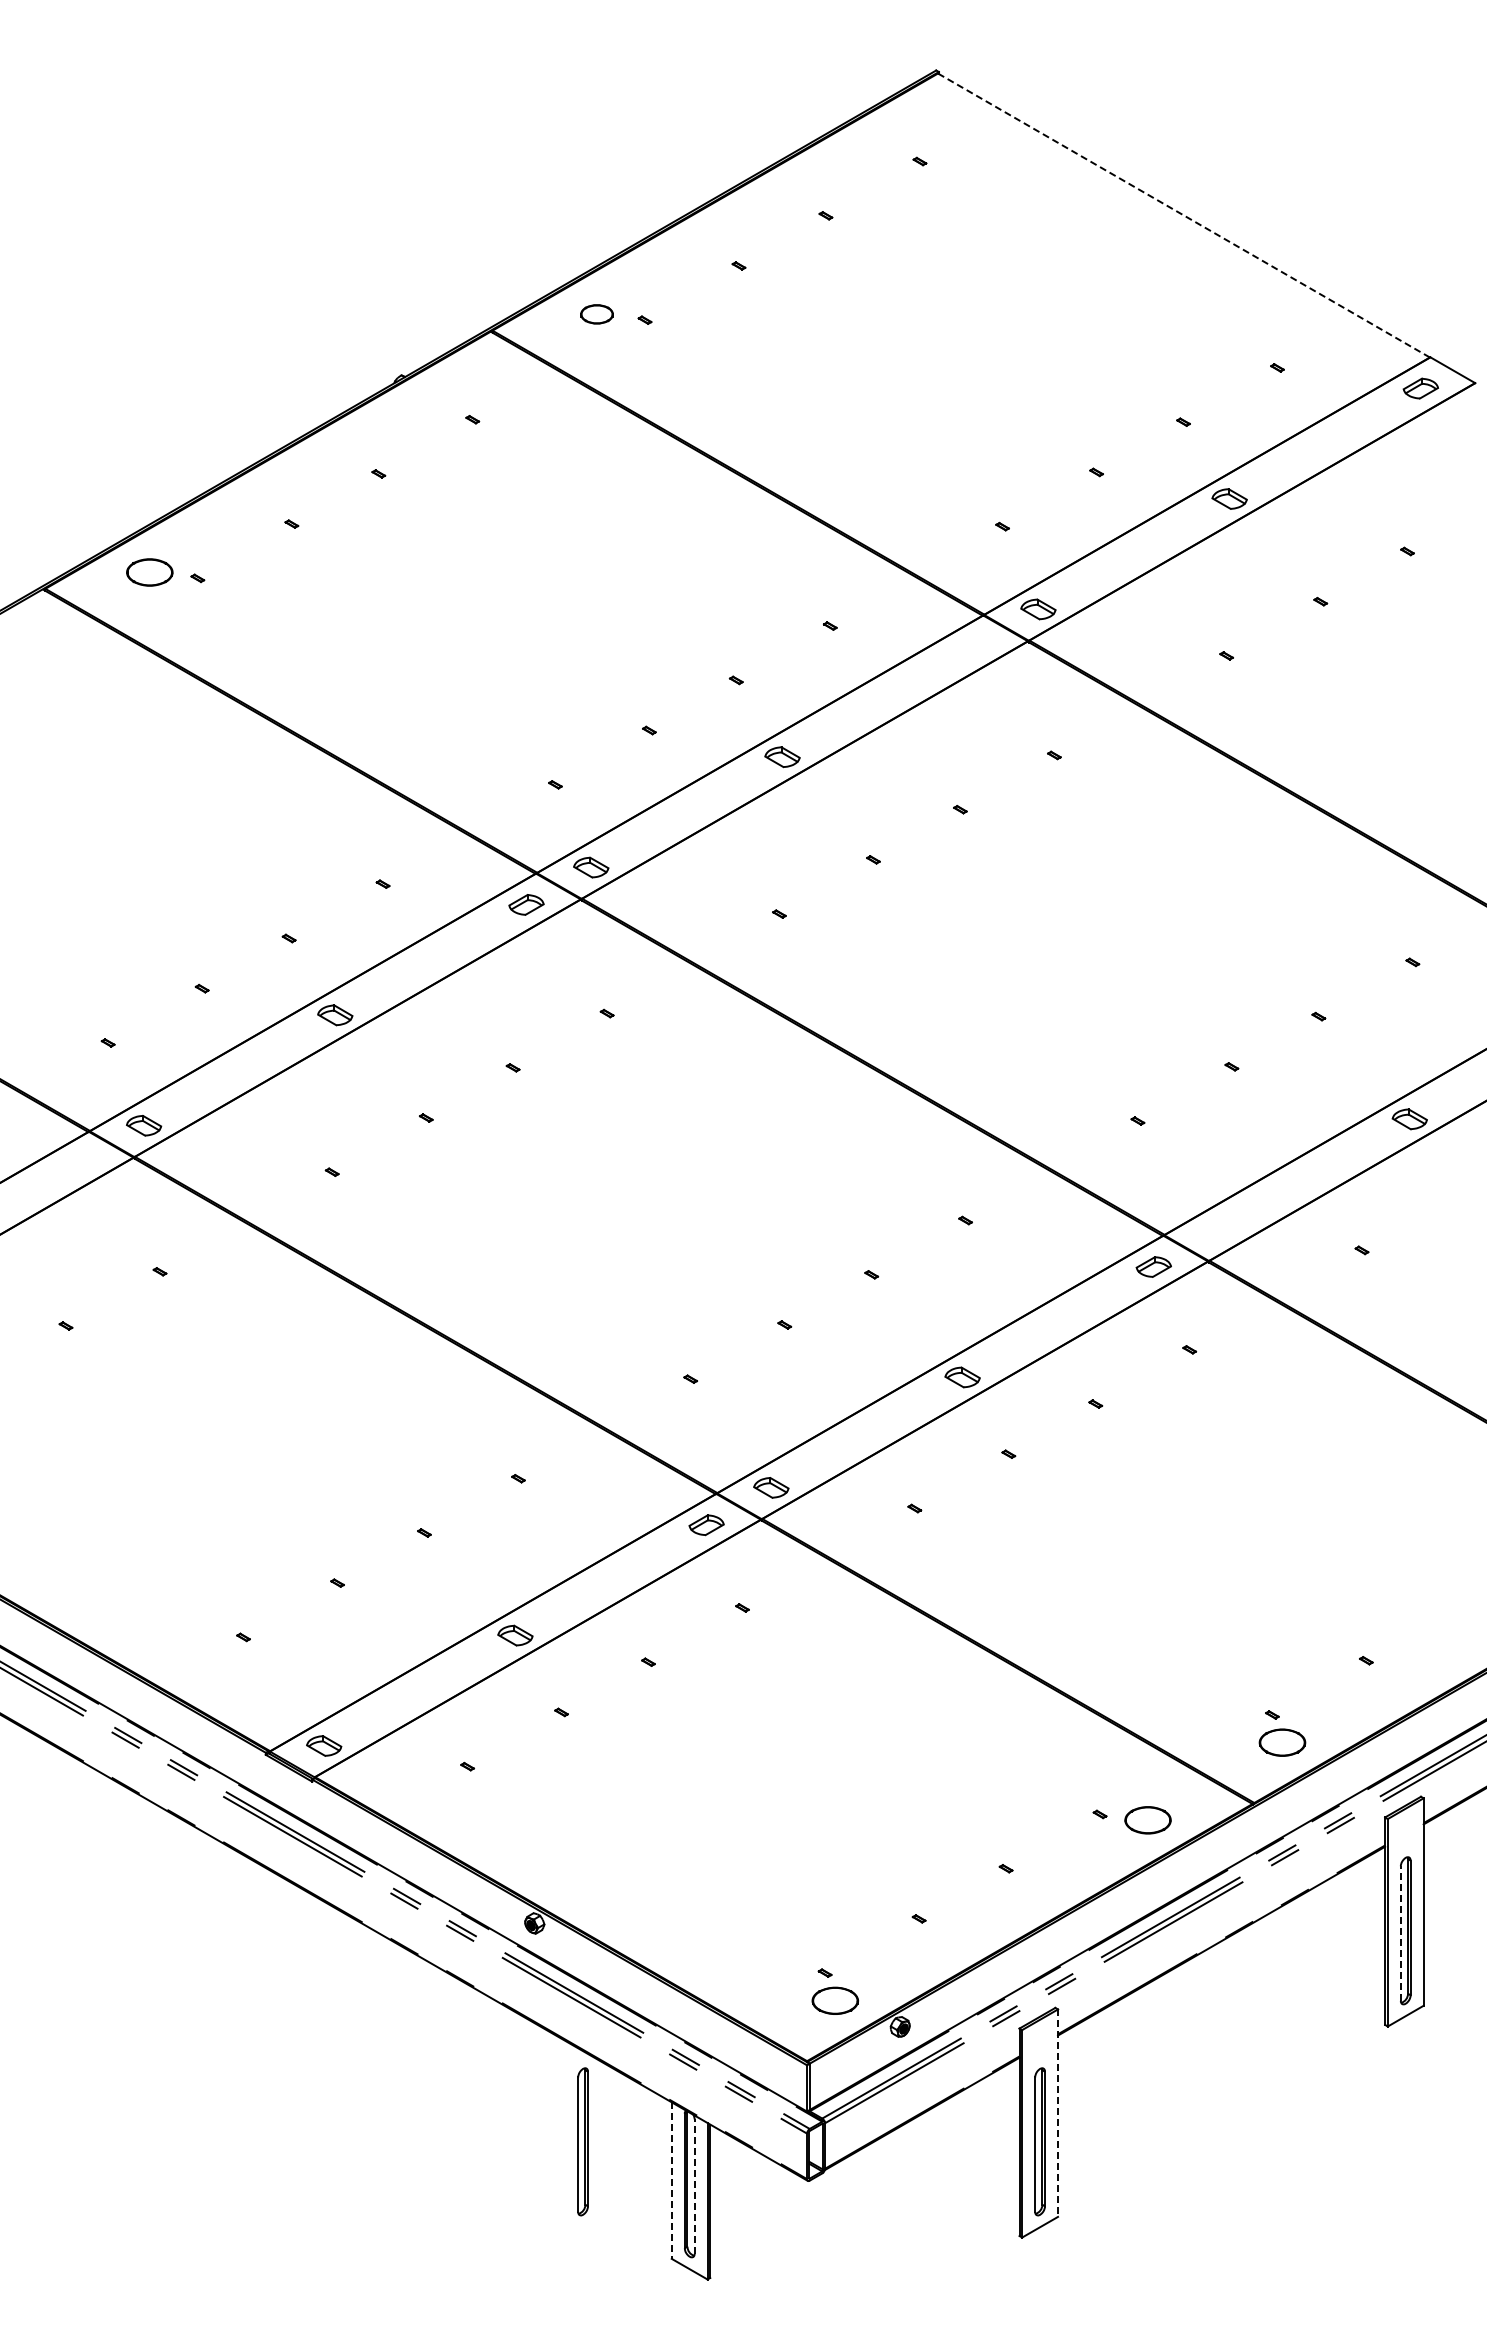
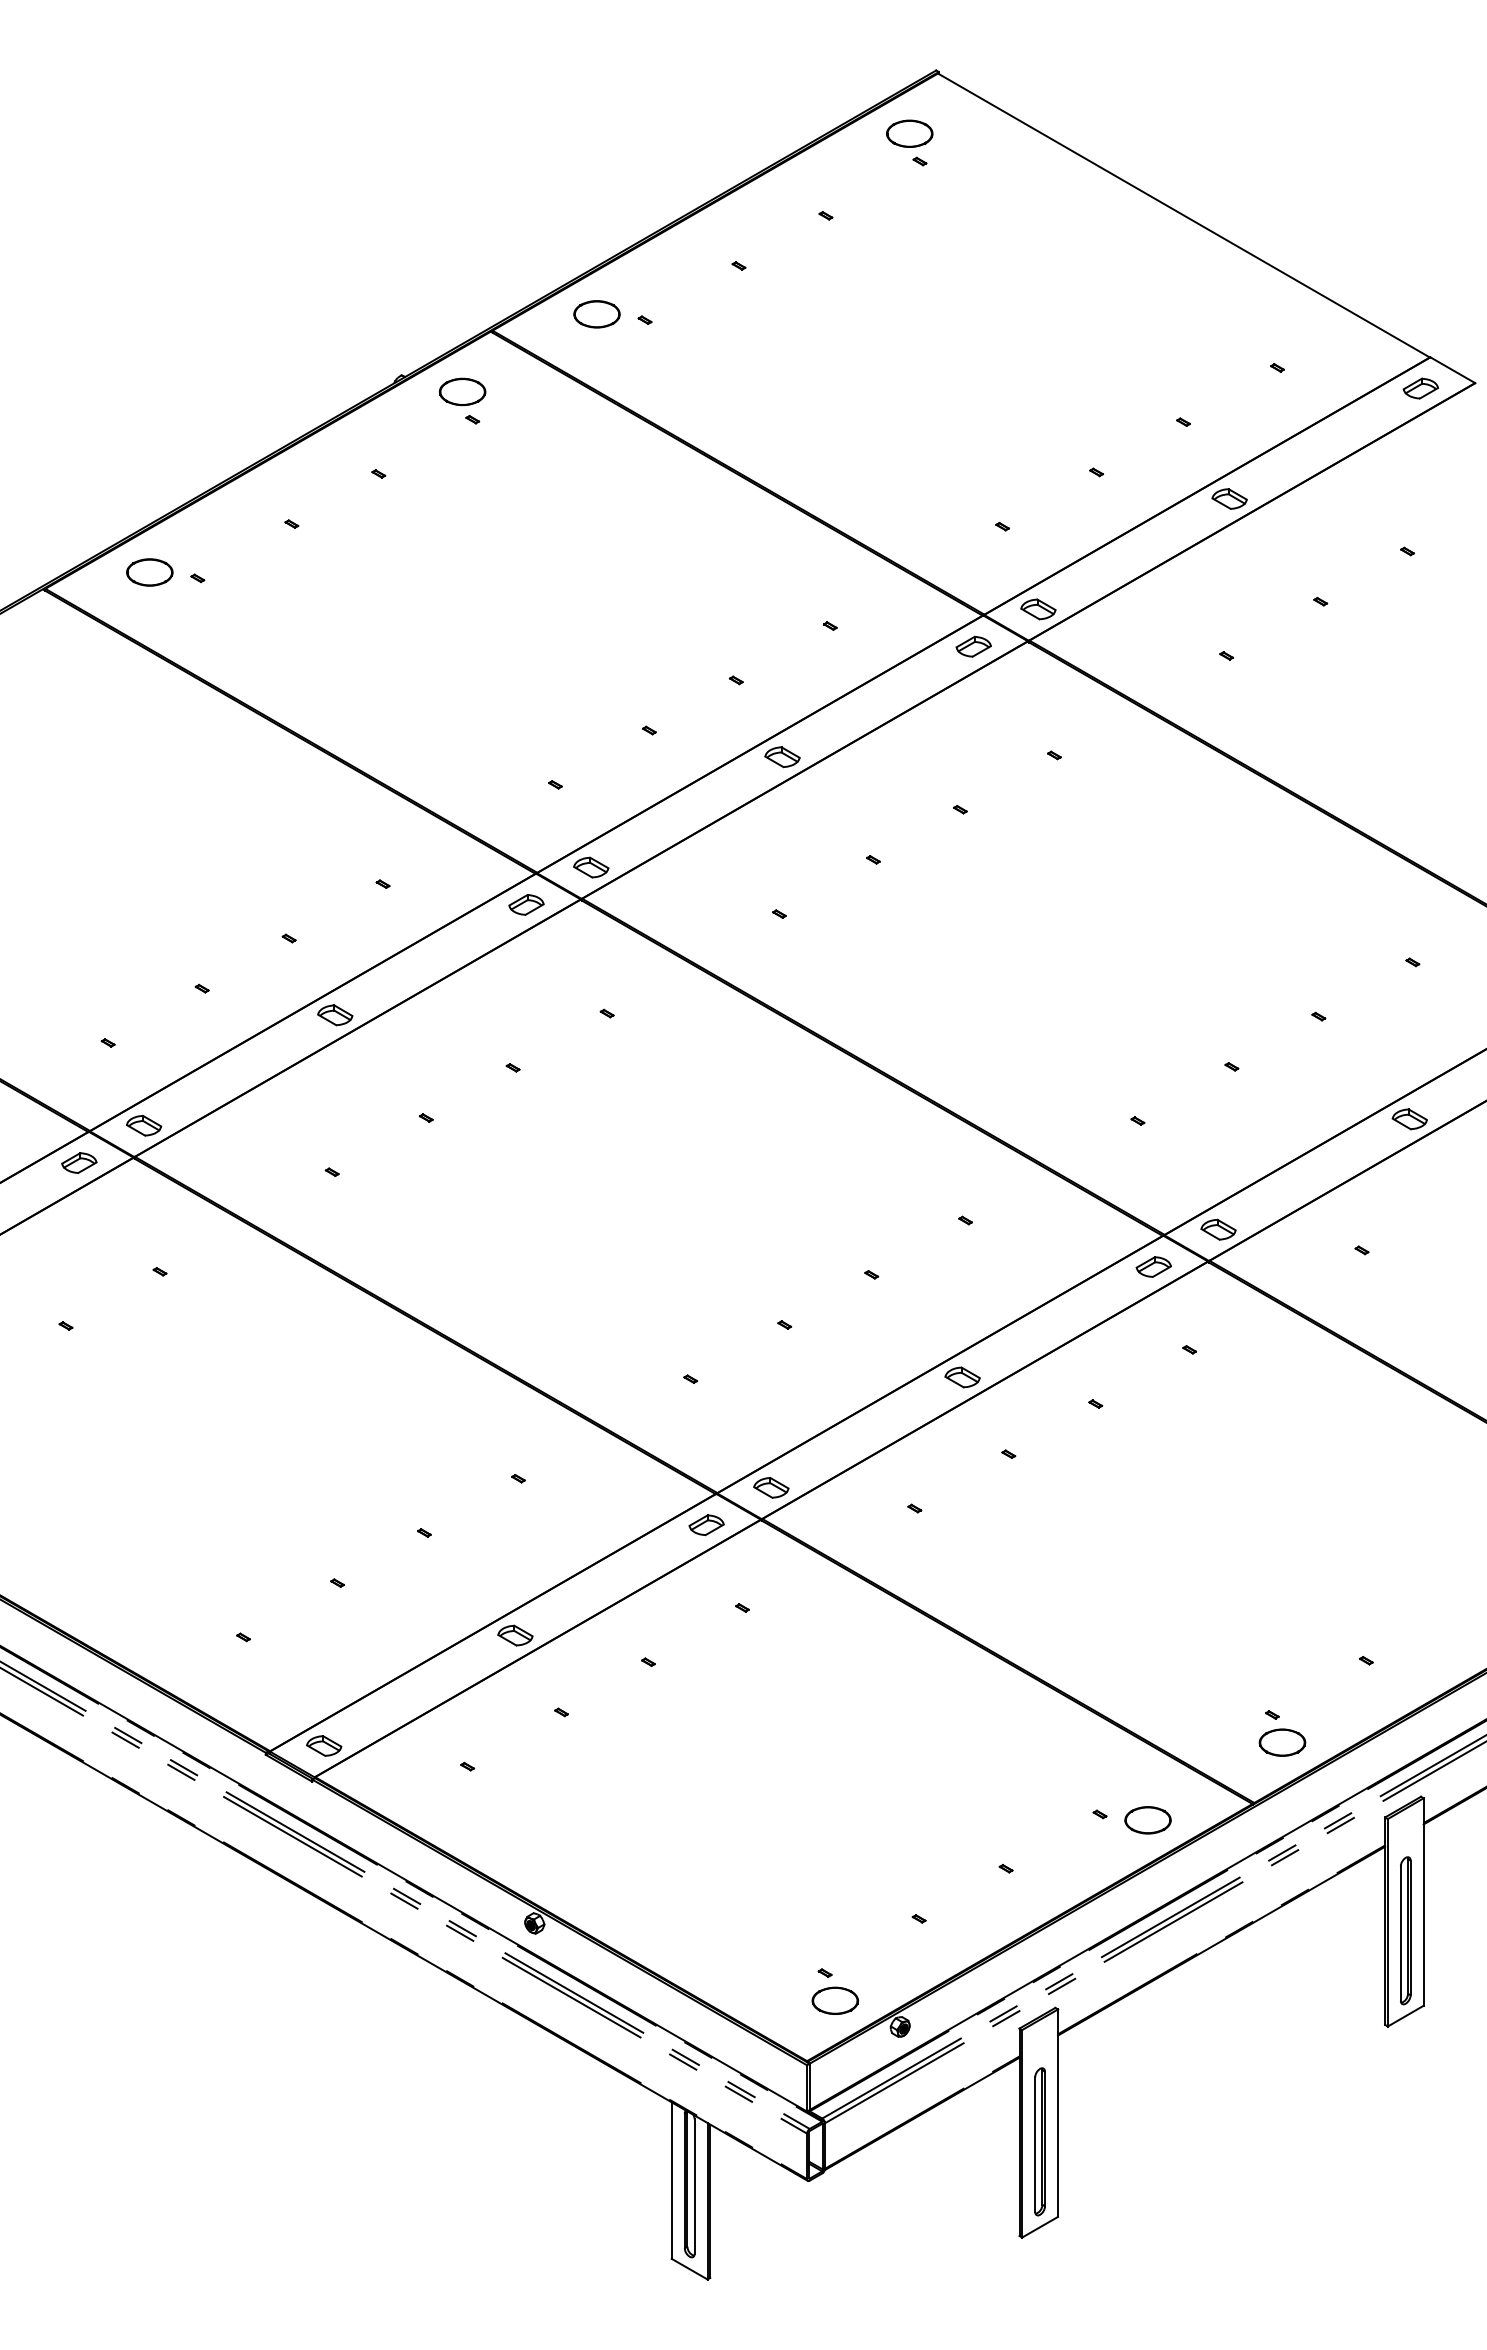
part: none -> present (909, 133)
line: dashed -> solid (1183, 215)
part size: 34x21 px -> 48x29 px (596, 314)
part: none -> present (462, 391)
part: none -> present (973, 646)
part: none -> present (79, 1162)
part: none -> present (1218, 1229)
line: dashed -> solid (1400, 1933)
line: dashed -> solid (1058, 2113)
part: present -> none (582, 2141)
line: dashed -> solid (671, 2181)
line: dashed -> solid (694, 2186)
